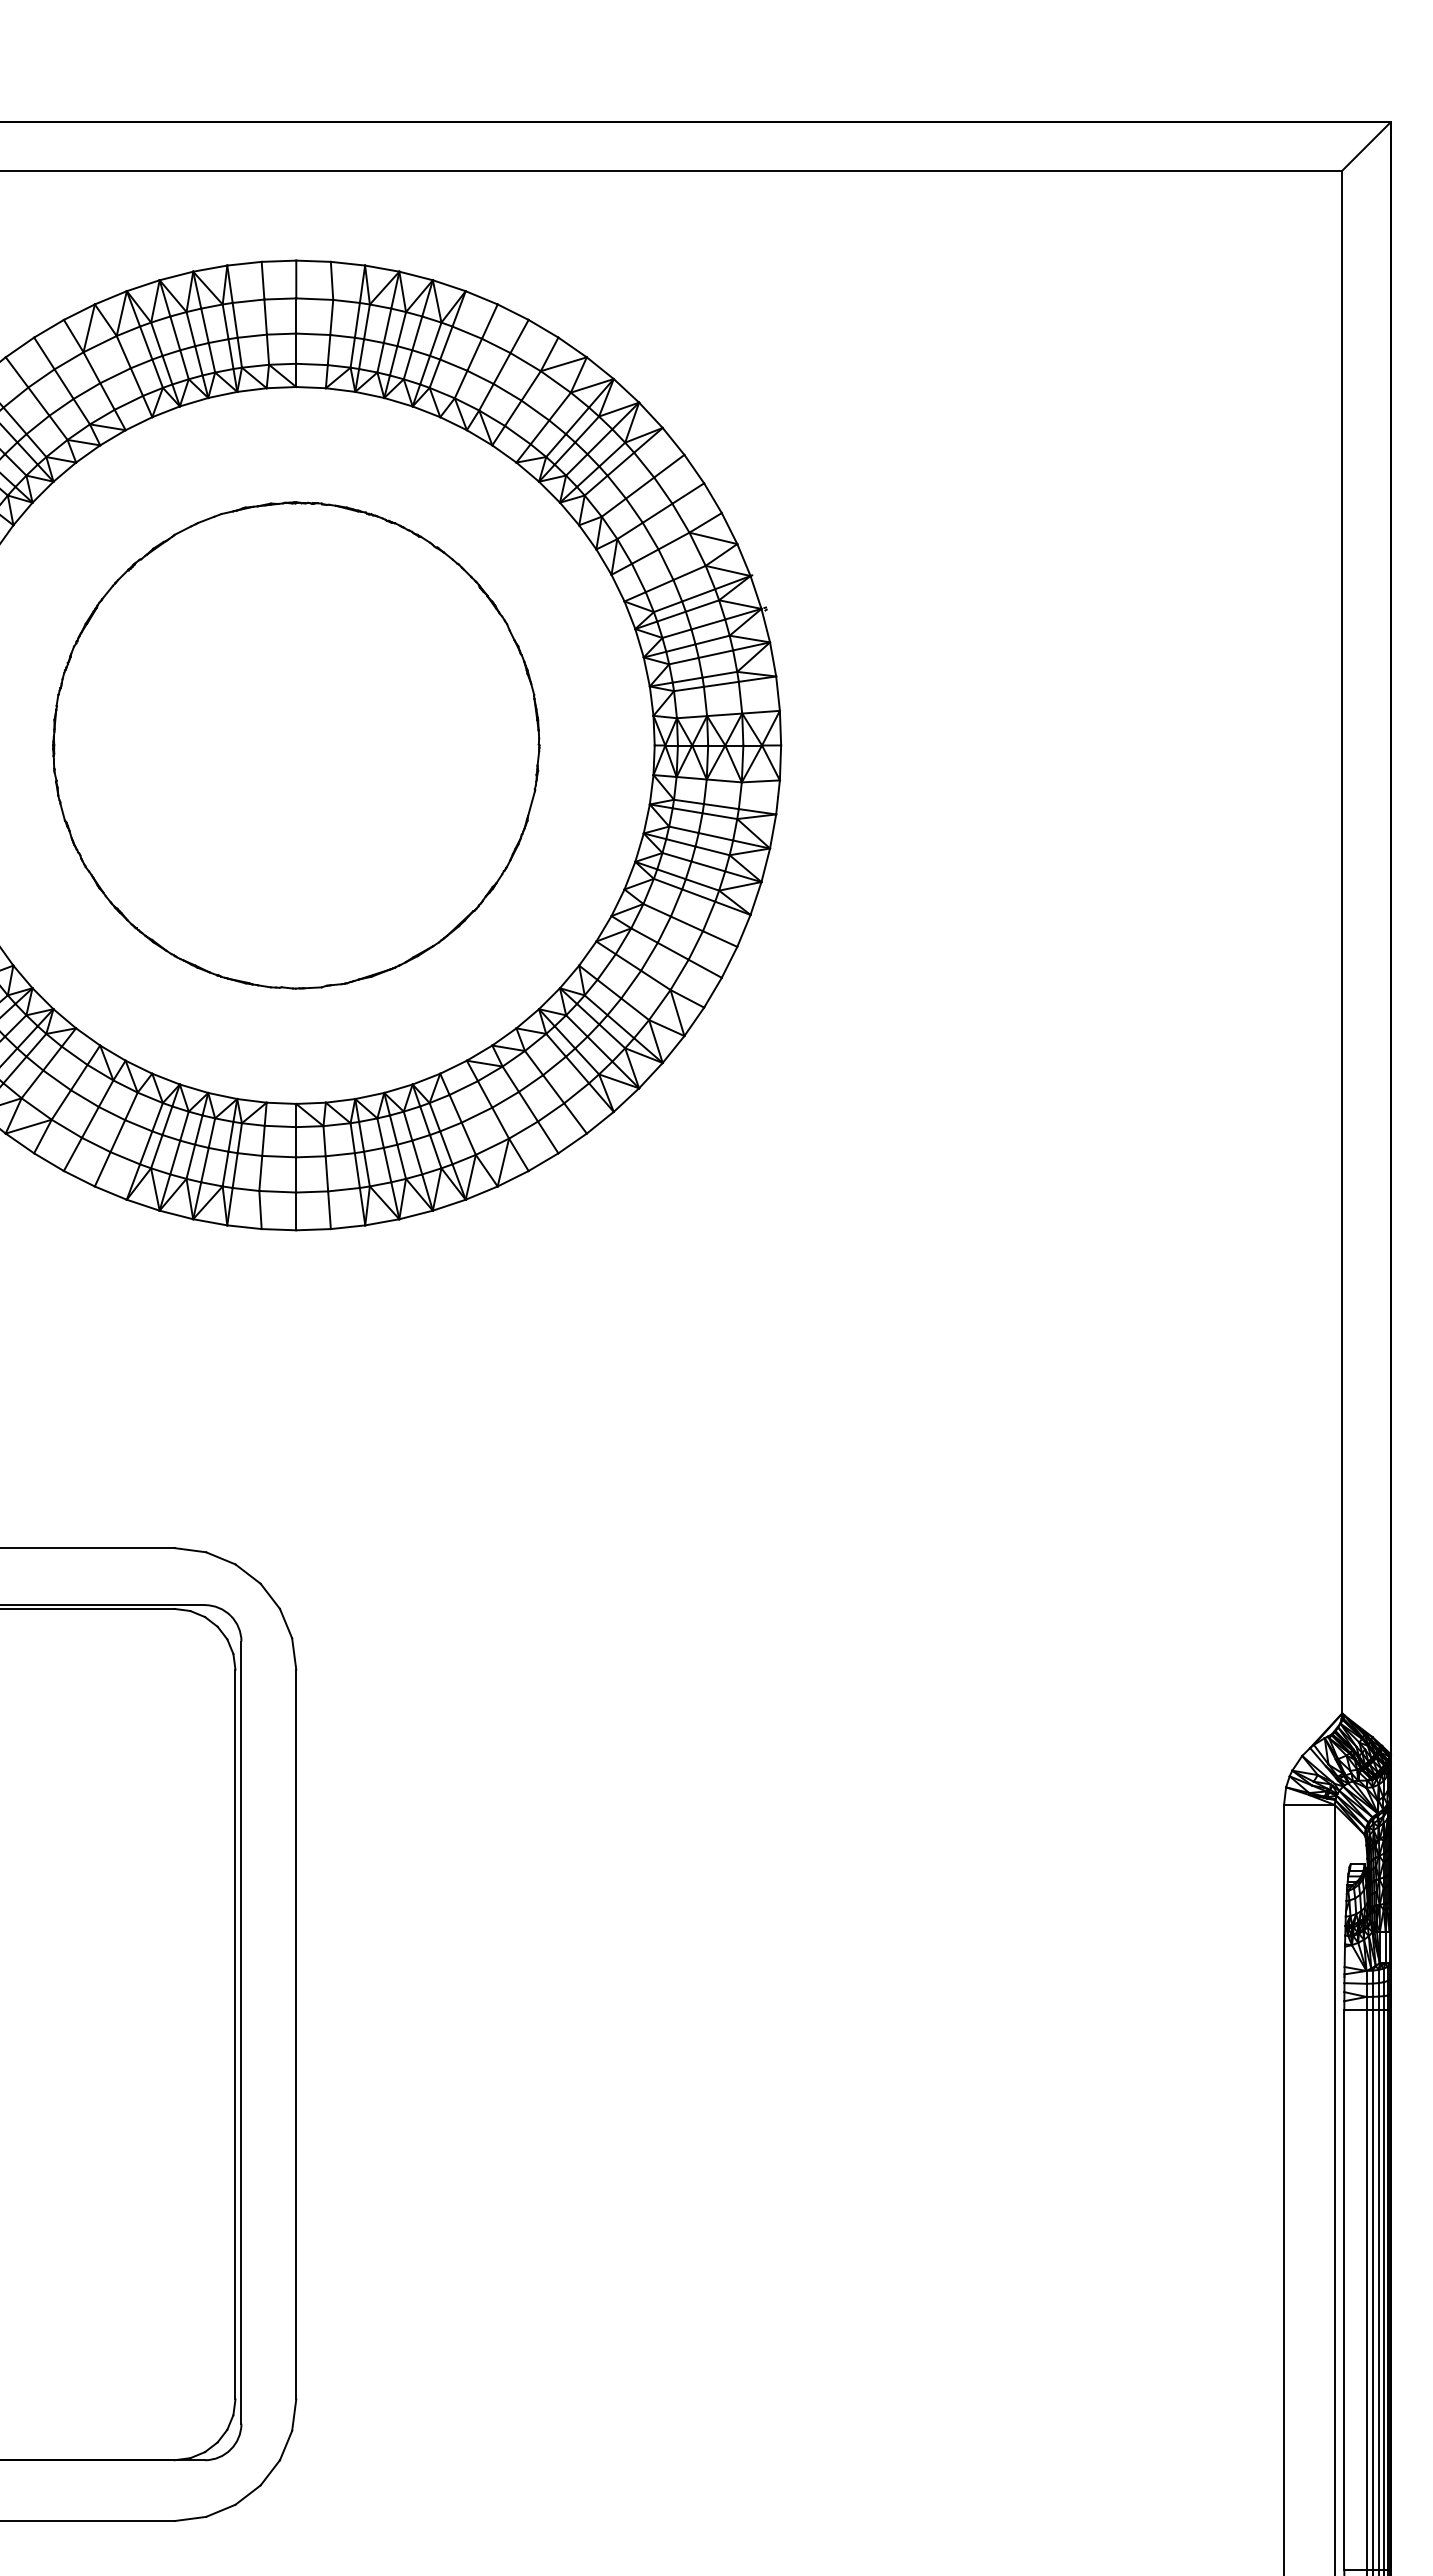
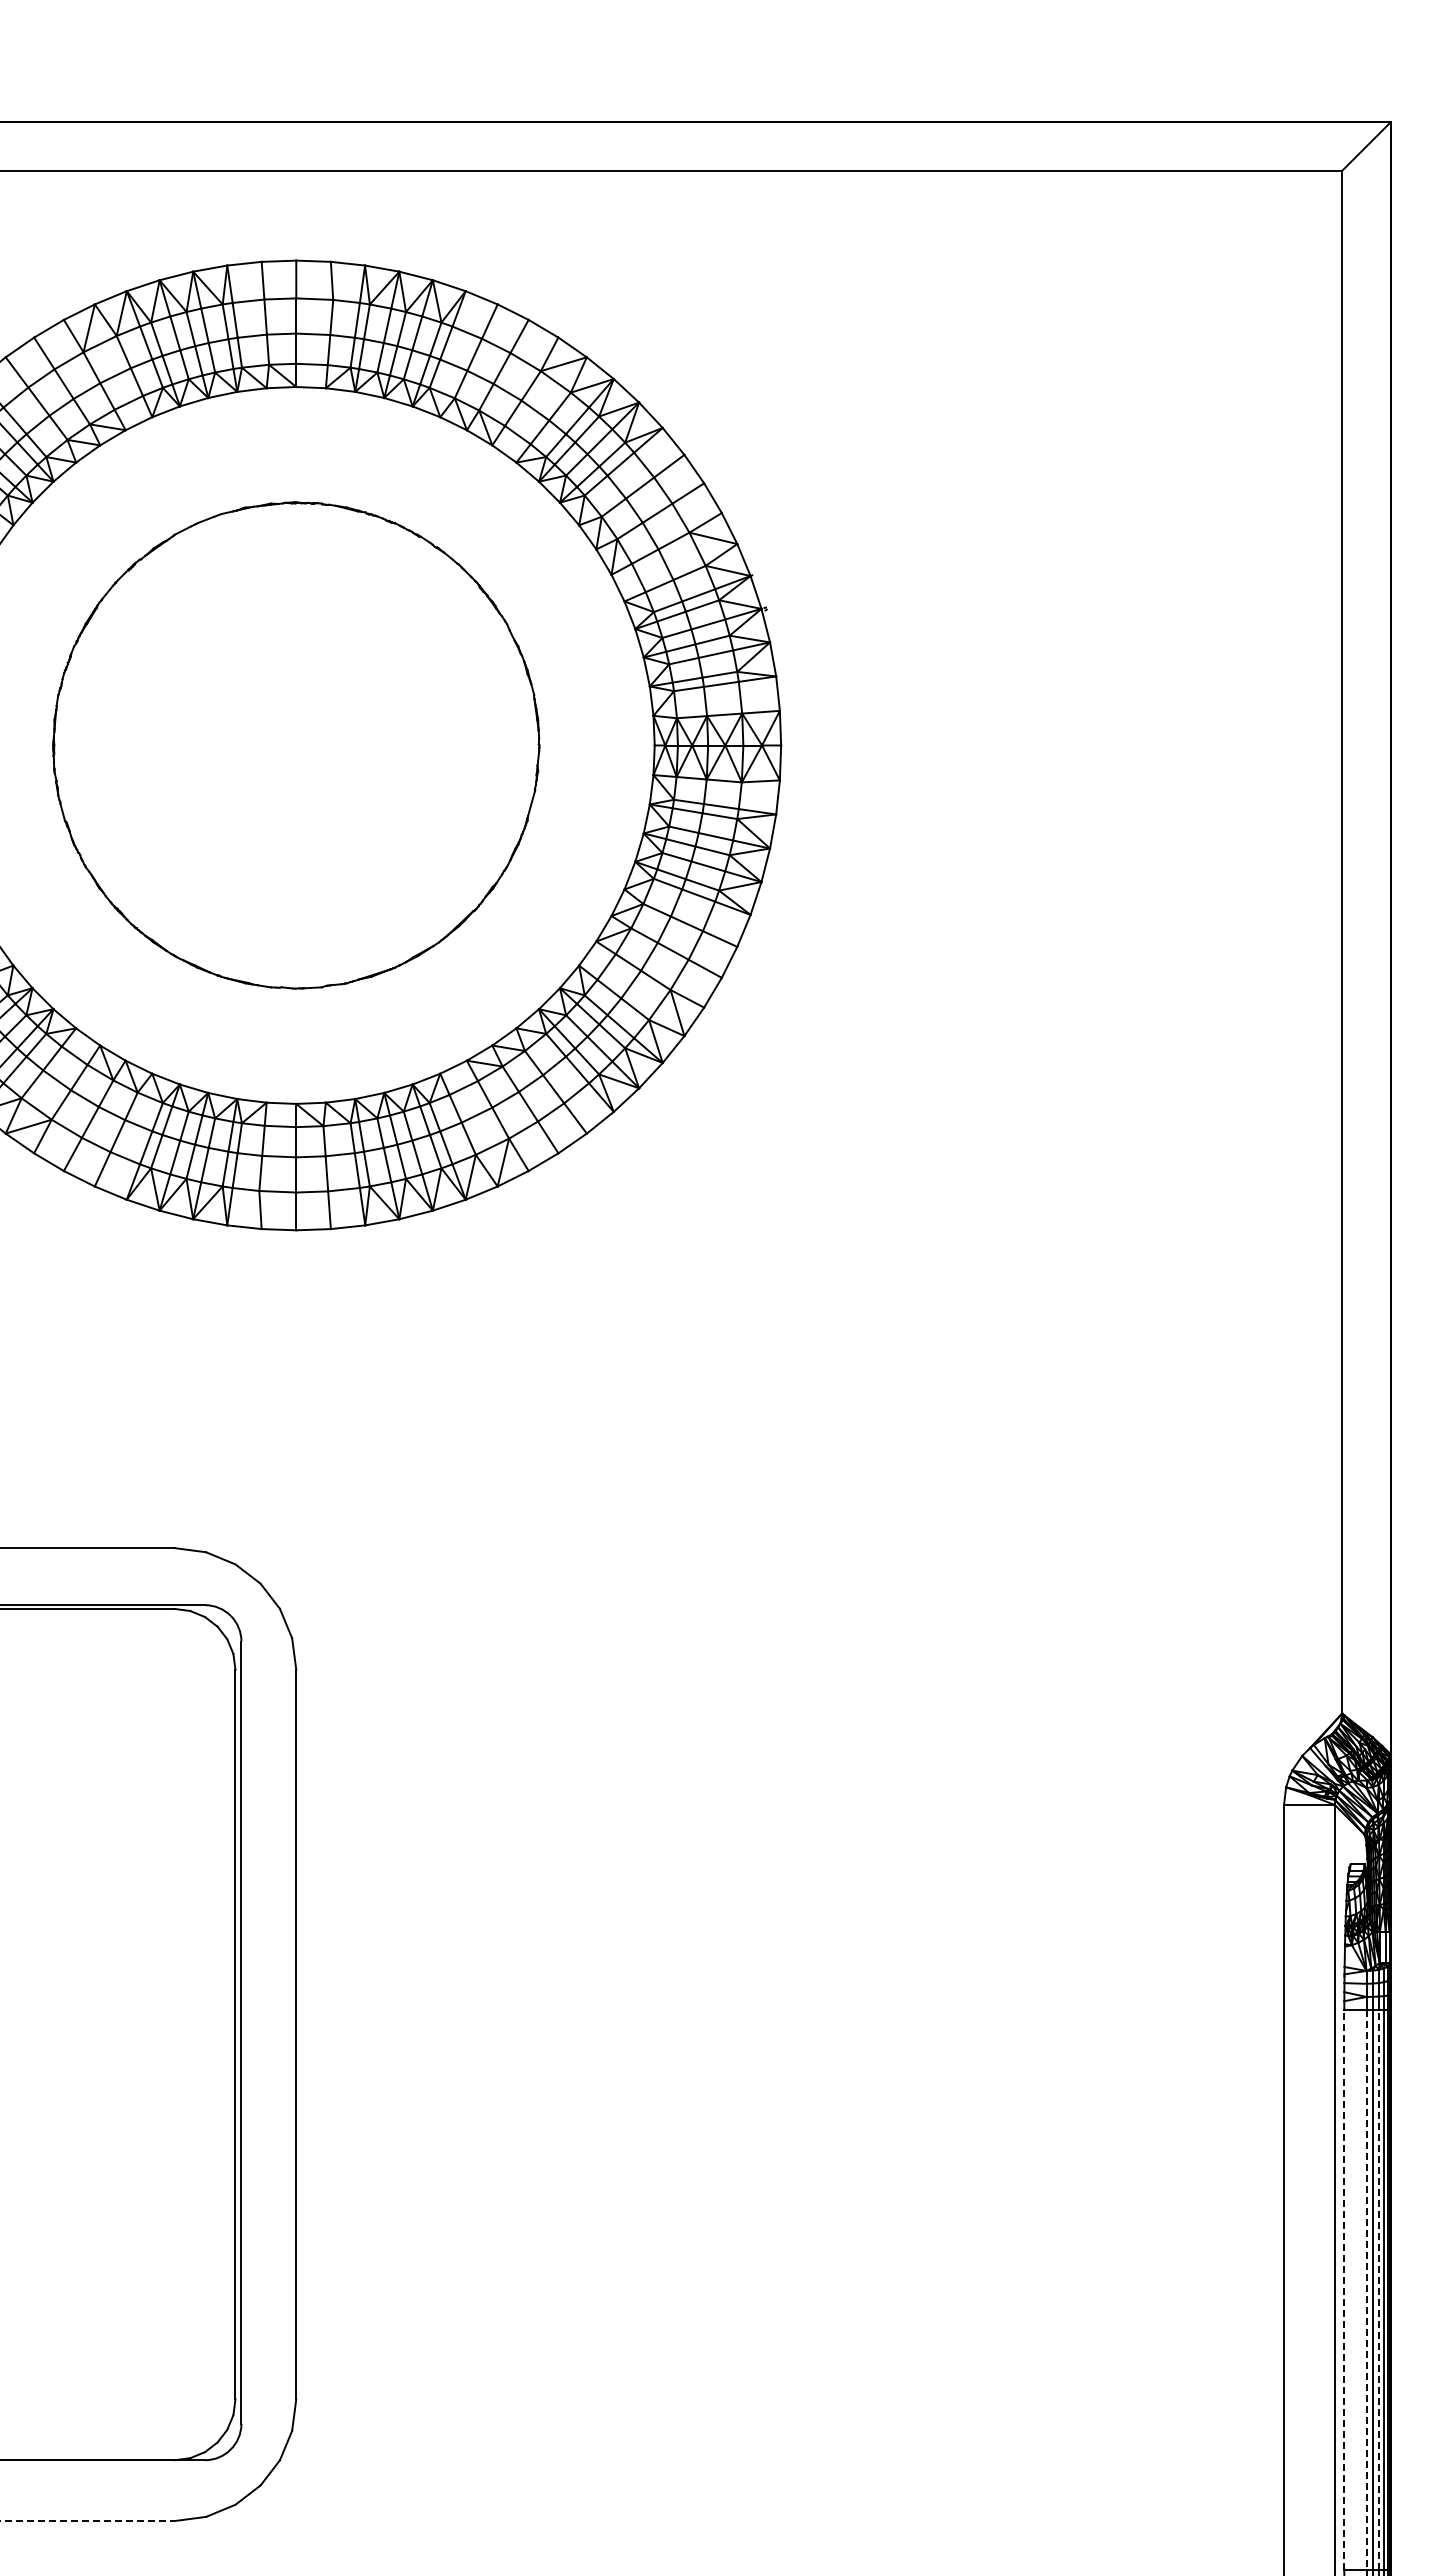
line: solid -> dashed (1344, 2289)
line: solid -> dashed (1366, 2289)
line: solid -> dashed (1378, 2289)
line: solid -> dashed (87, 2521)
